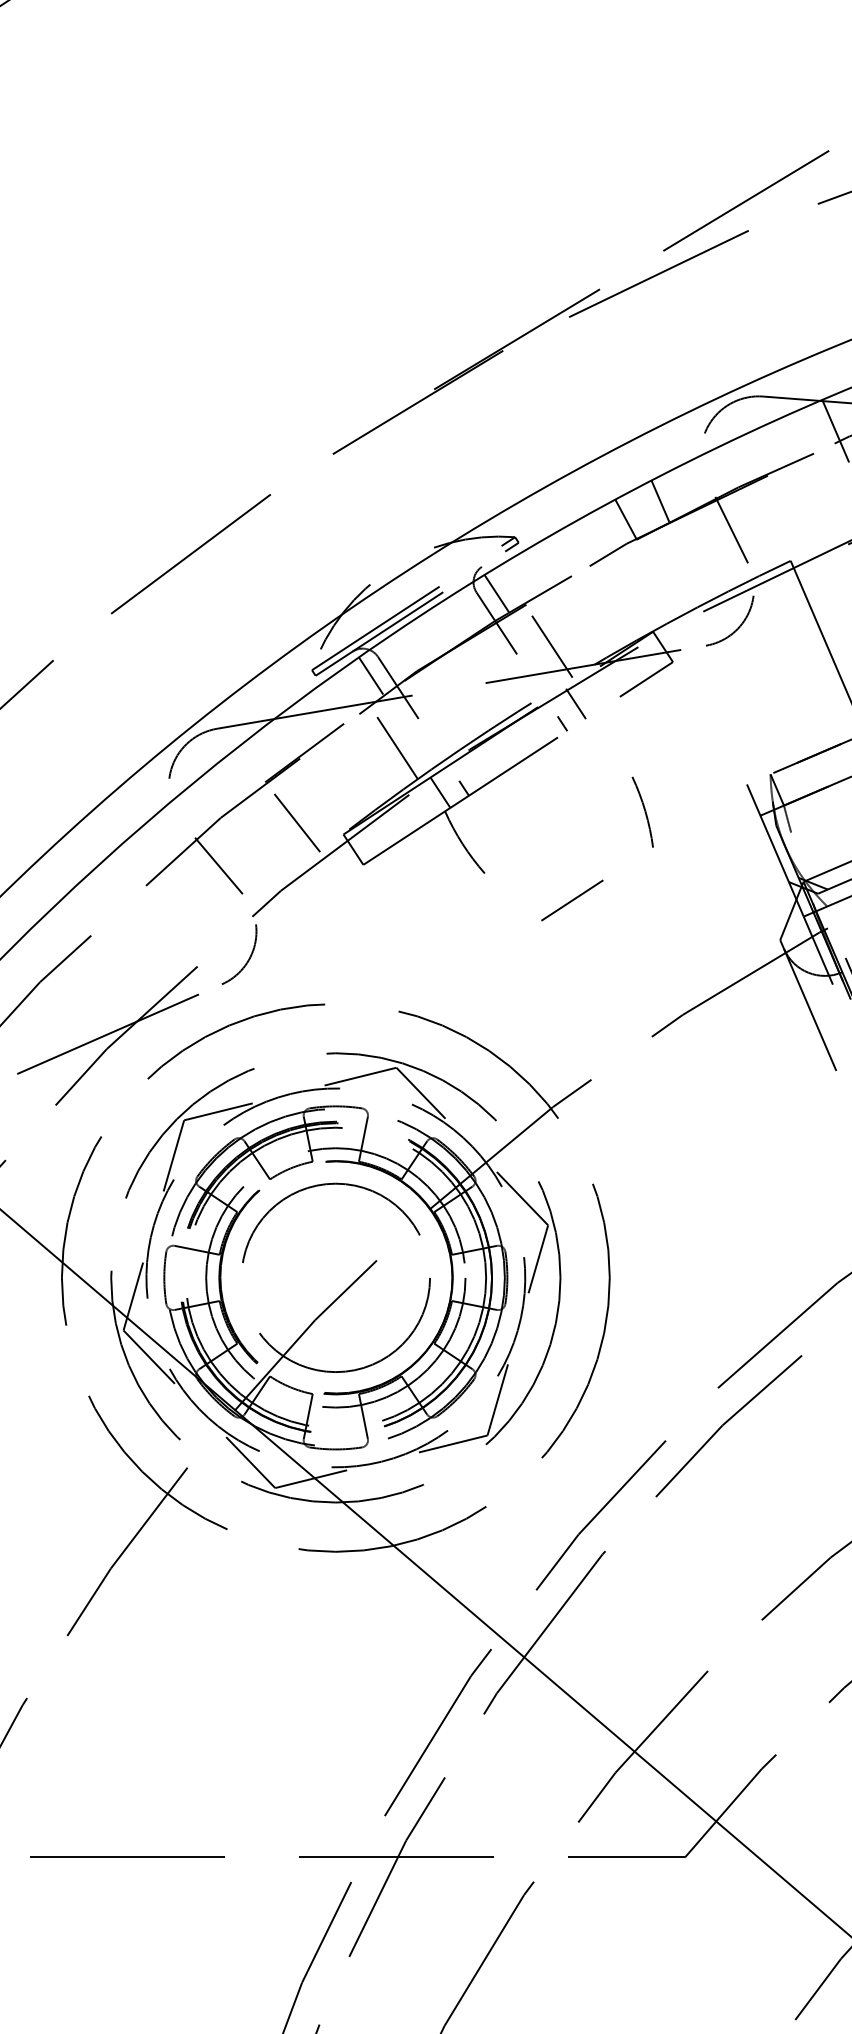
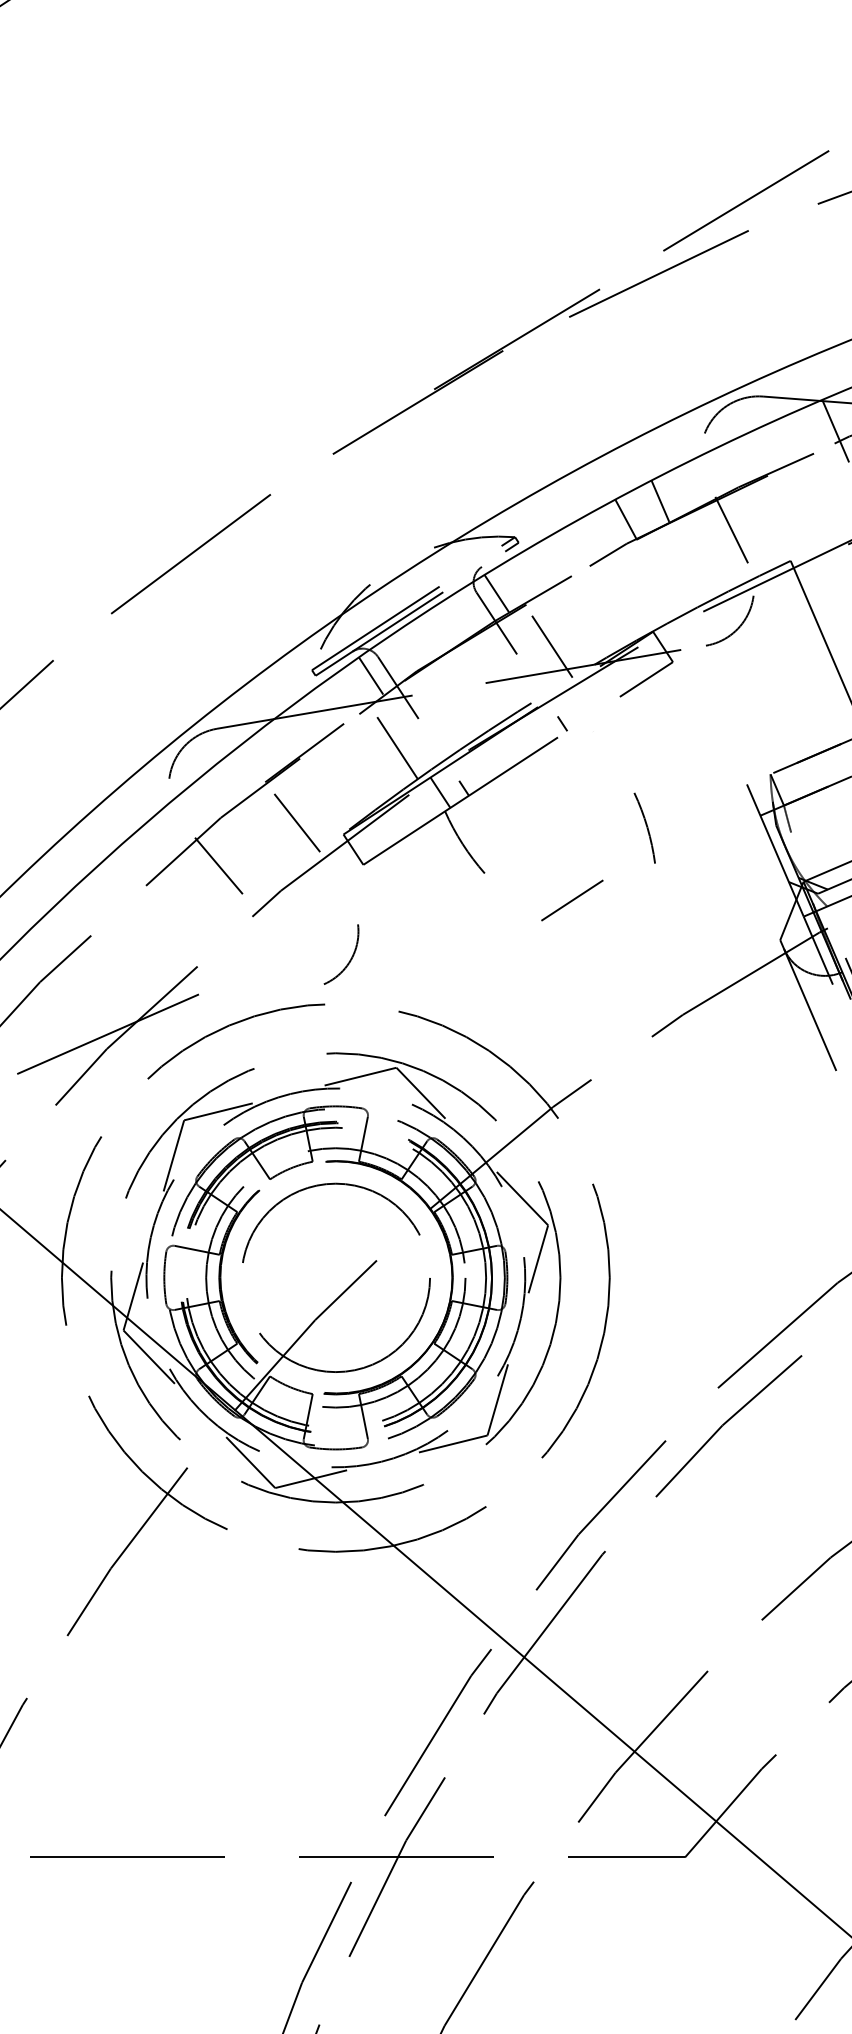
line: present -> none (576, 703)
arc position: (644, 811) -> (646, 827) (646, 827)
arc position: (248, 958) -> (350, 958) (350, 958)
